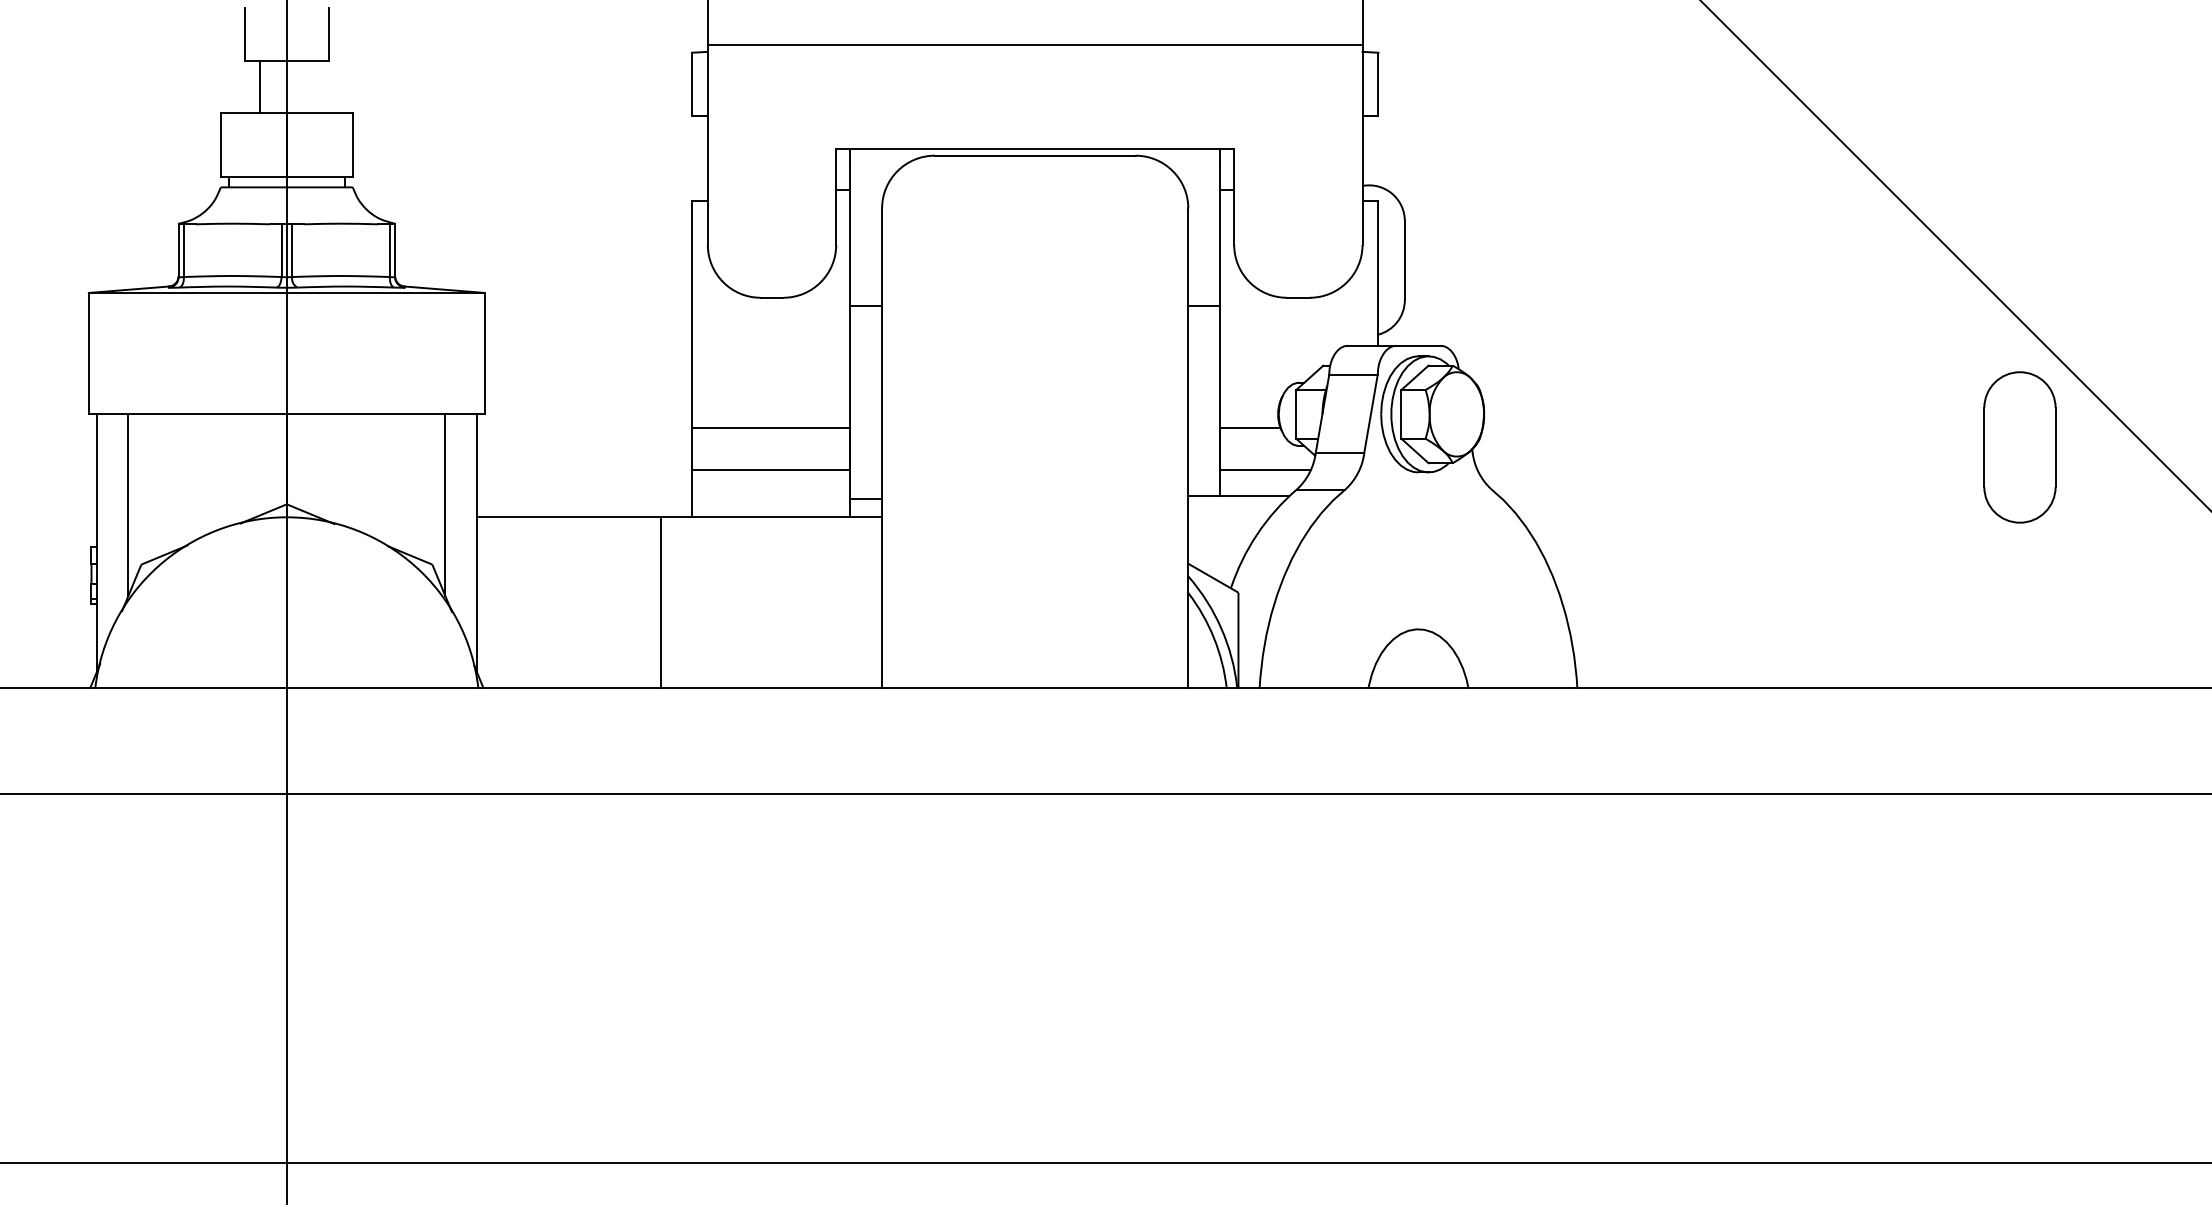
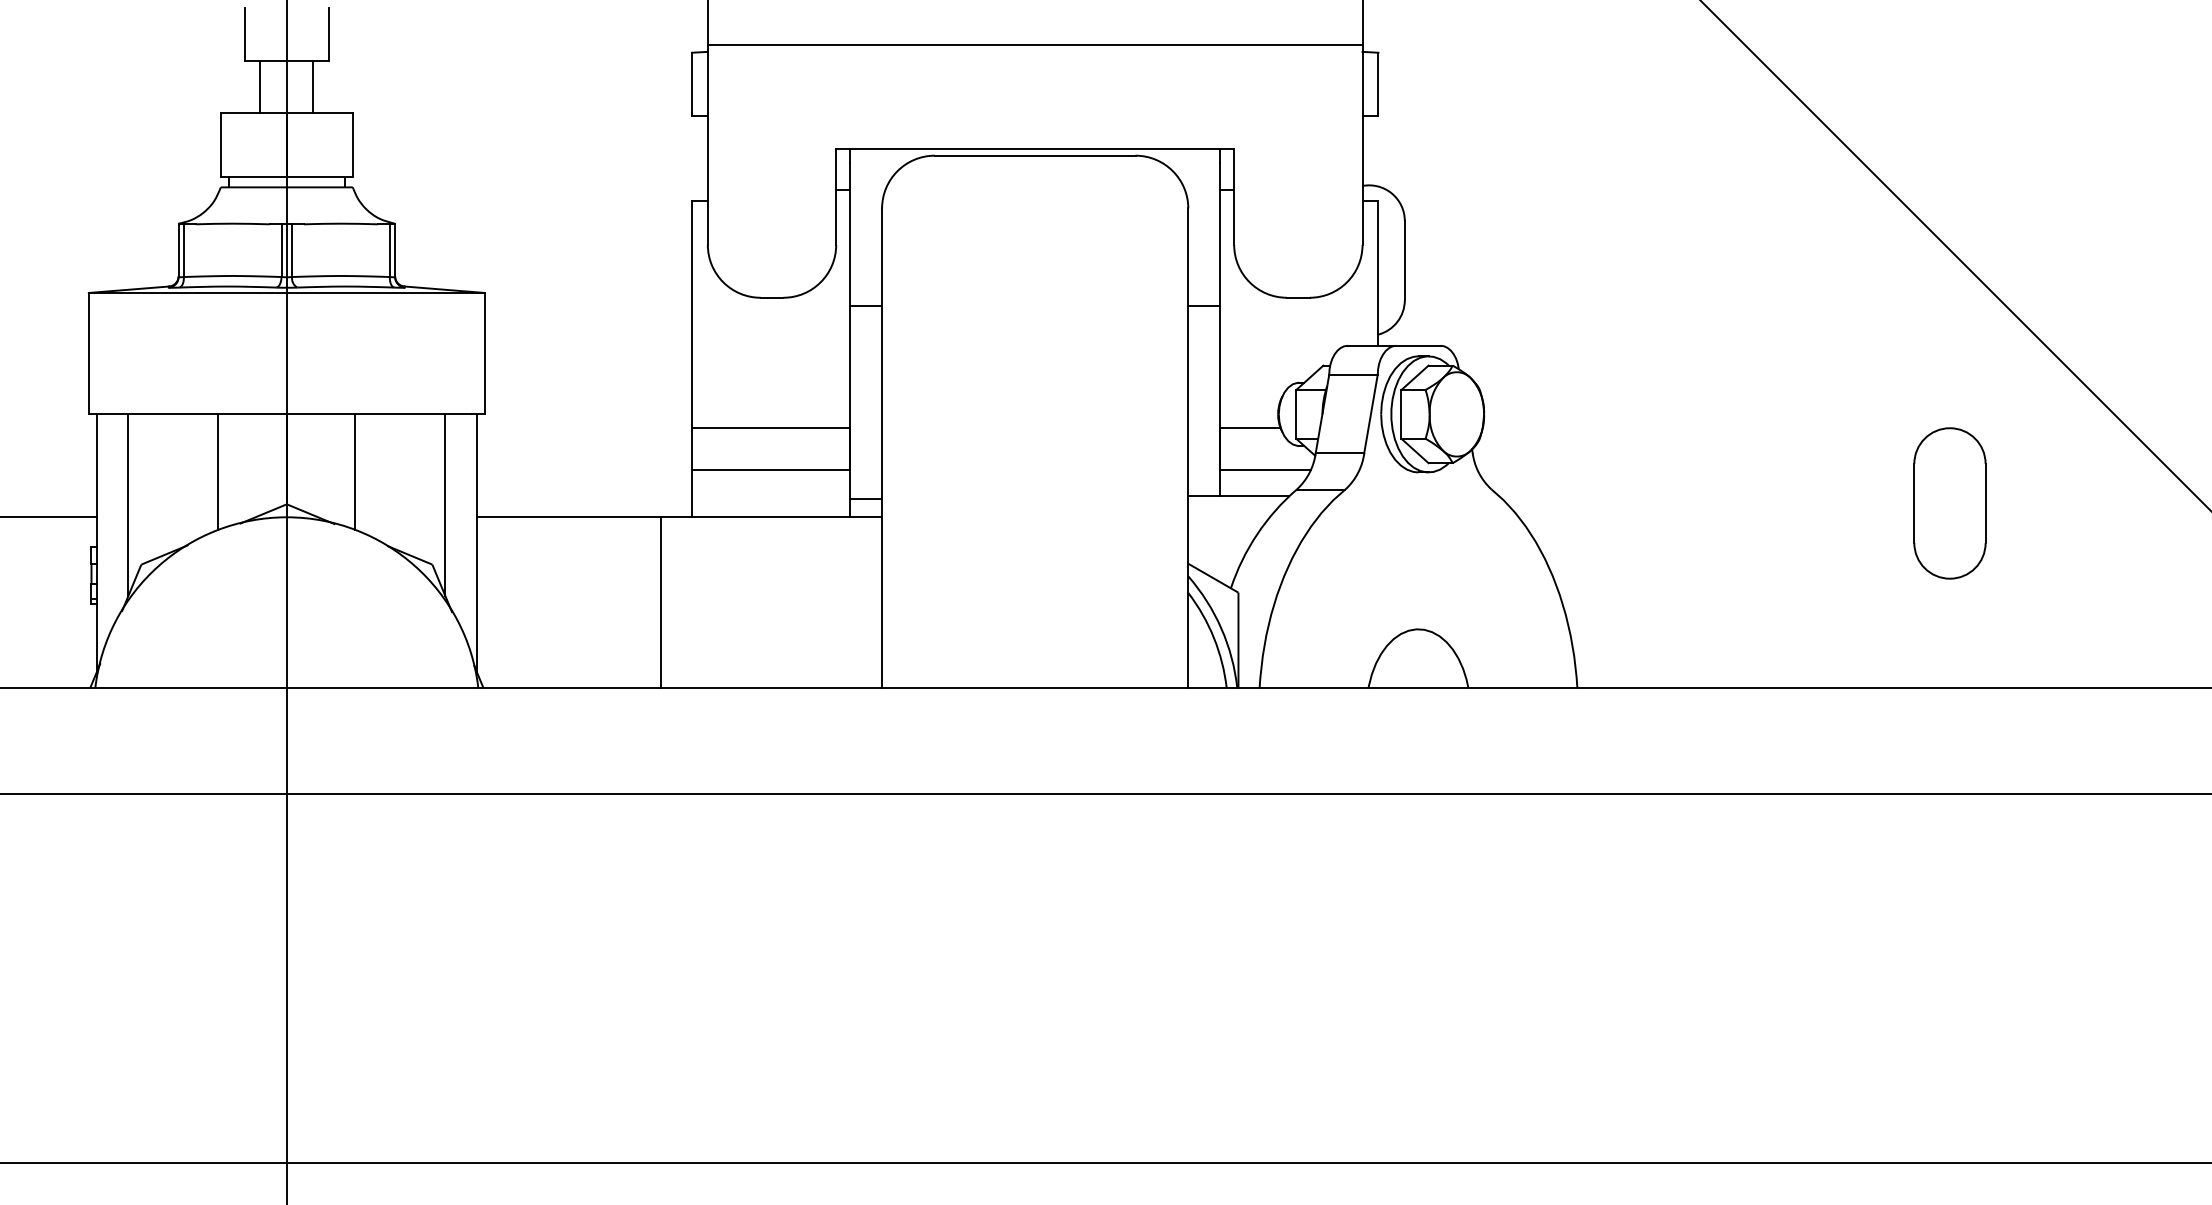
line: none -> present (313, 86)
part position: (2019, 447) -> (1949, 503) (1949, 503)
line: none -> present (218, 471)
line: none -> present (355, 471)
line: none -> present (49, 517)
